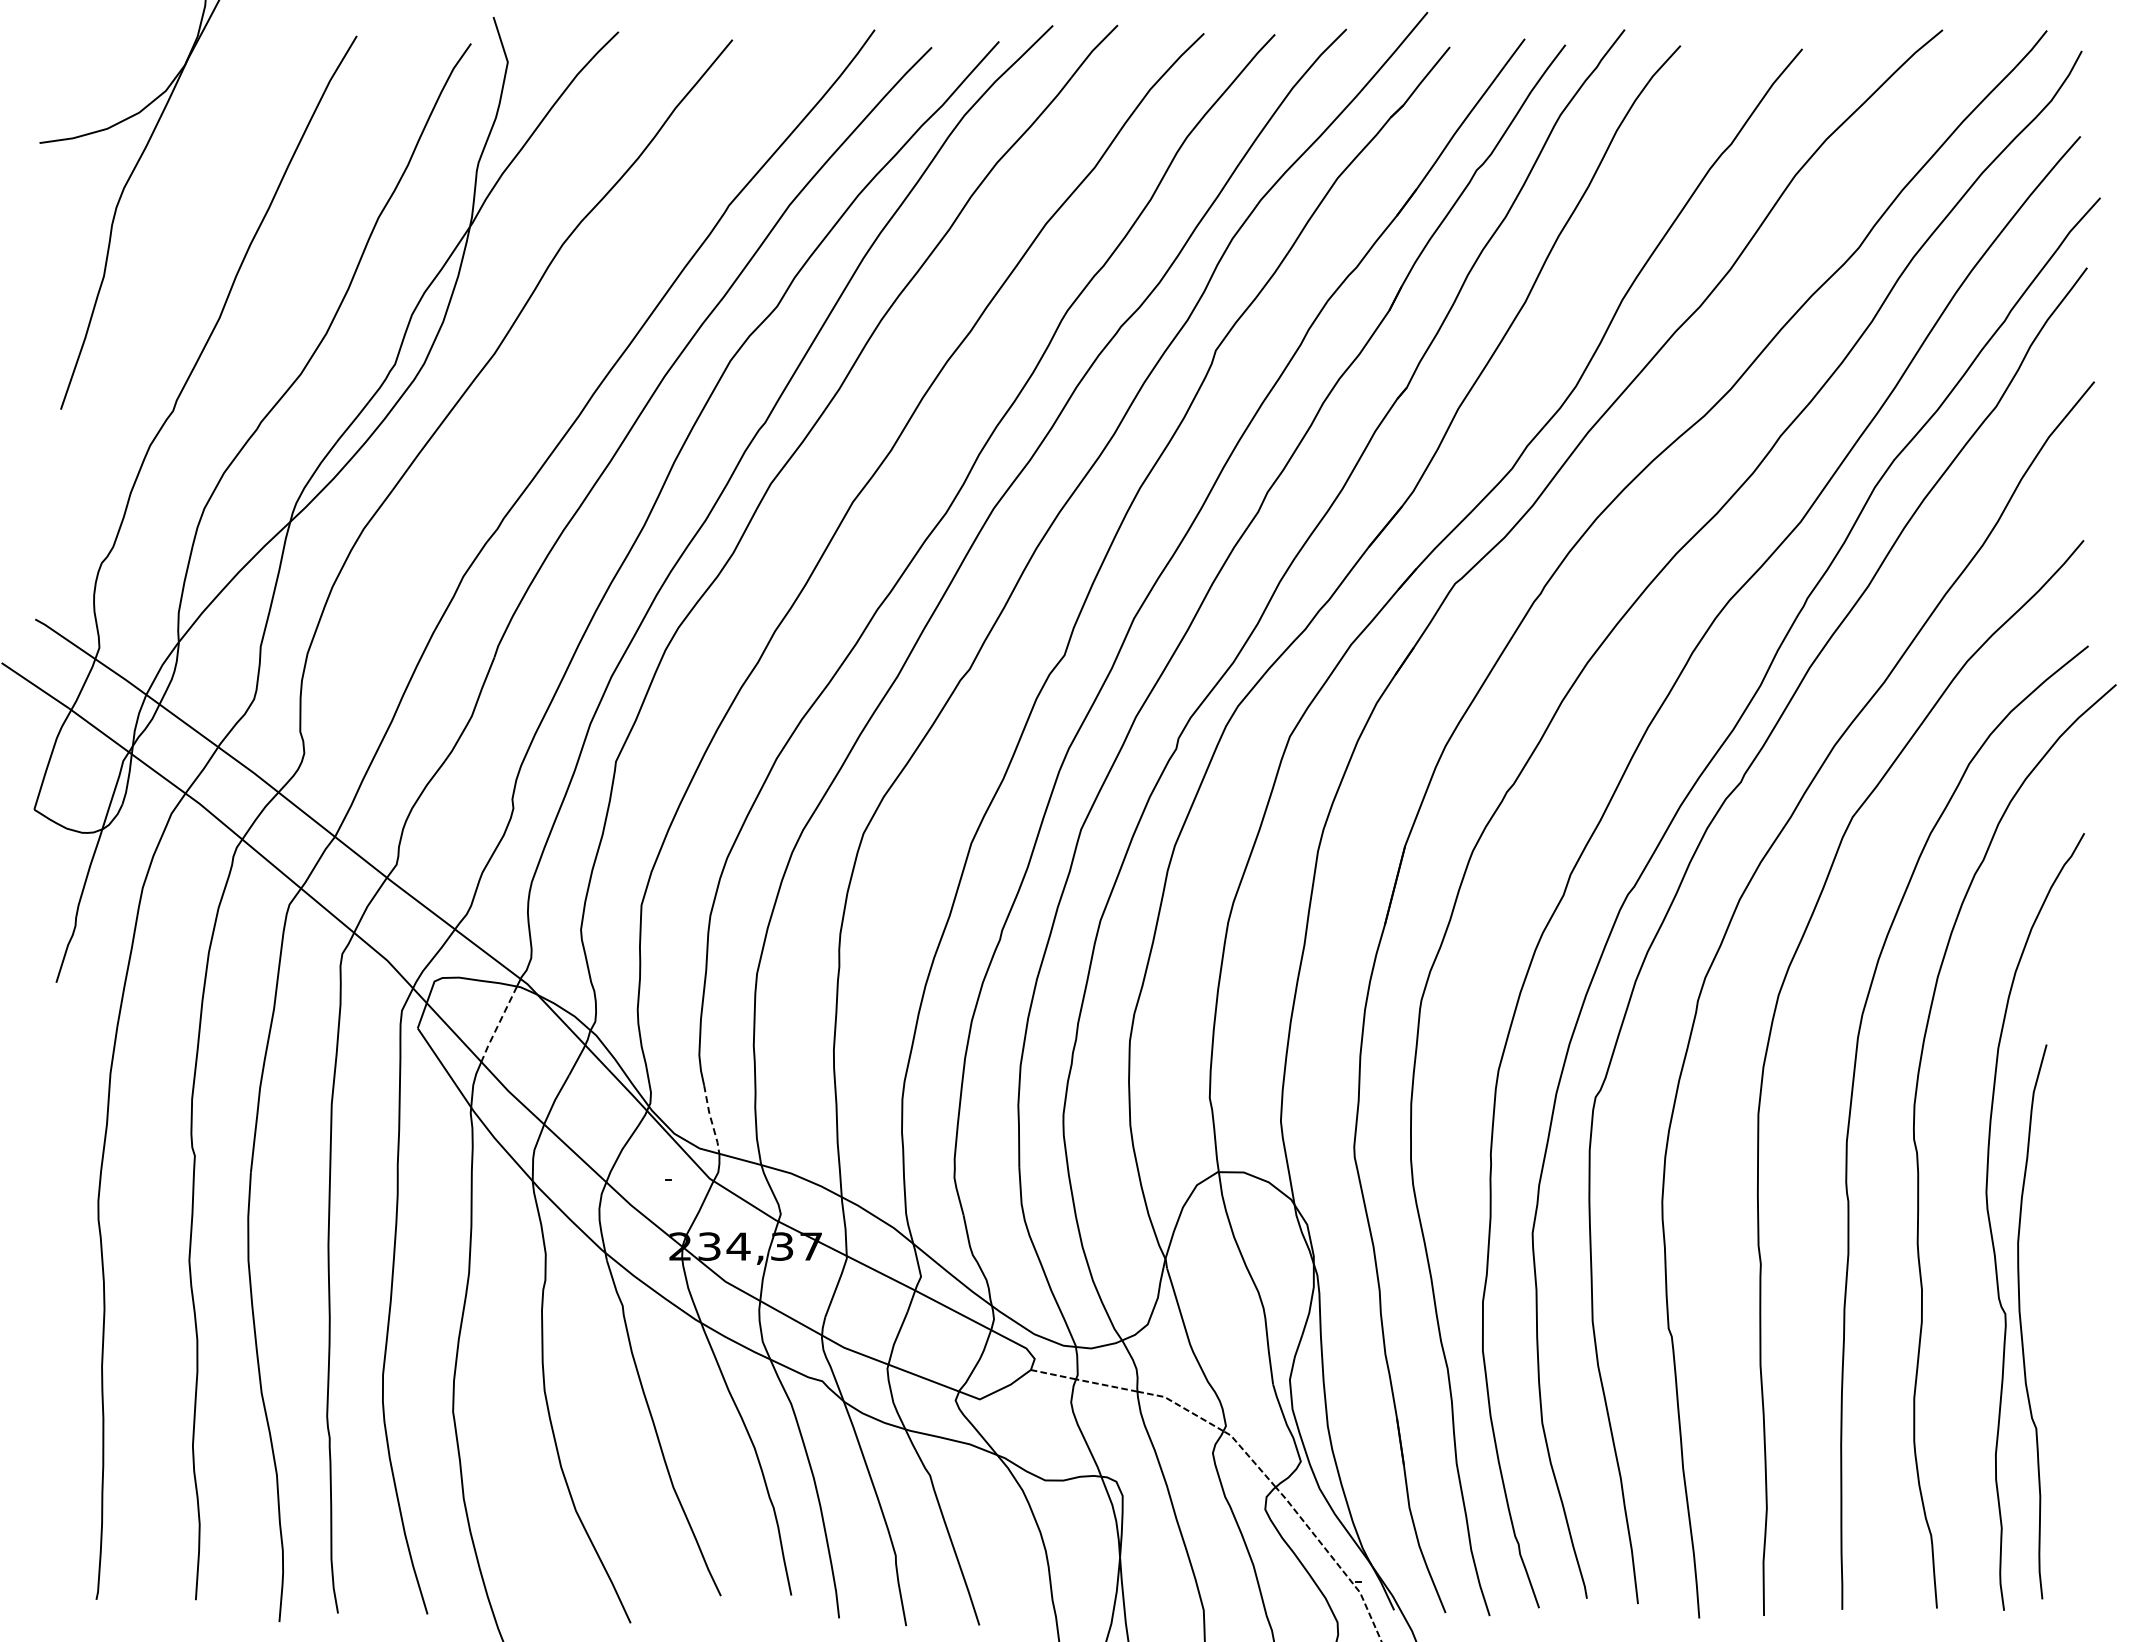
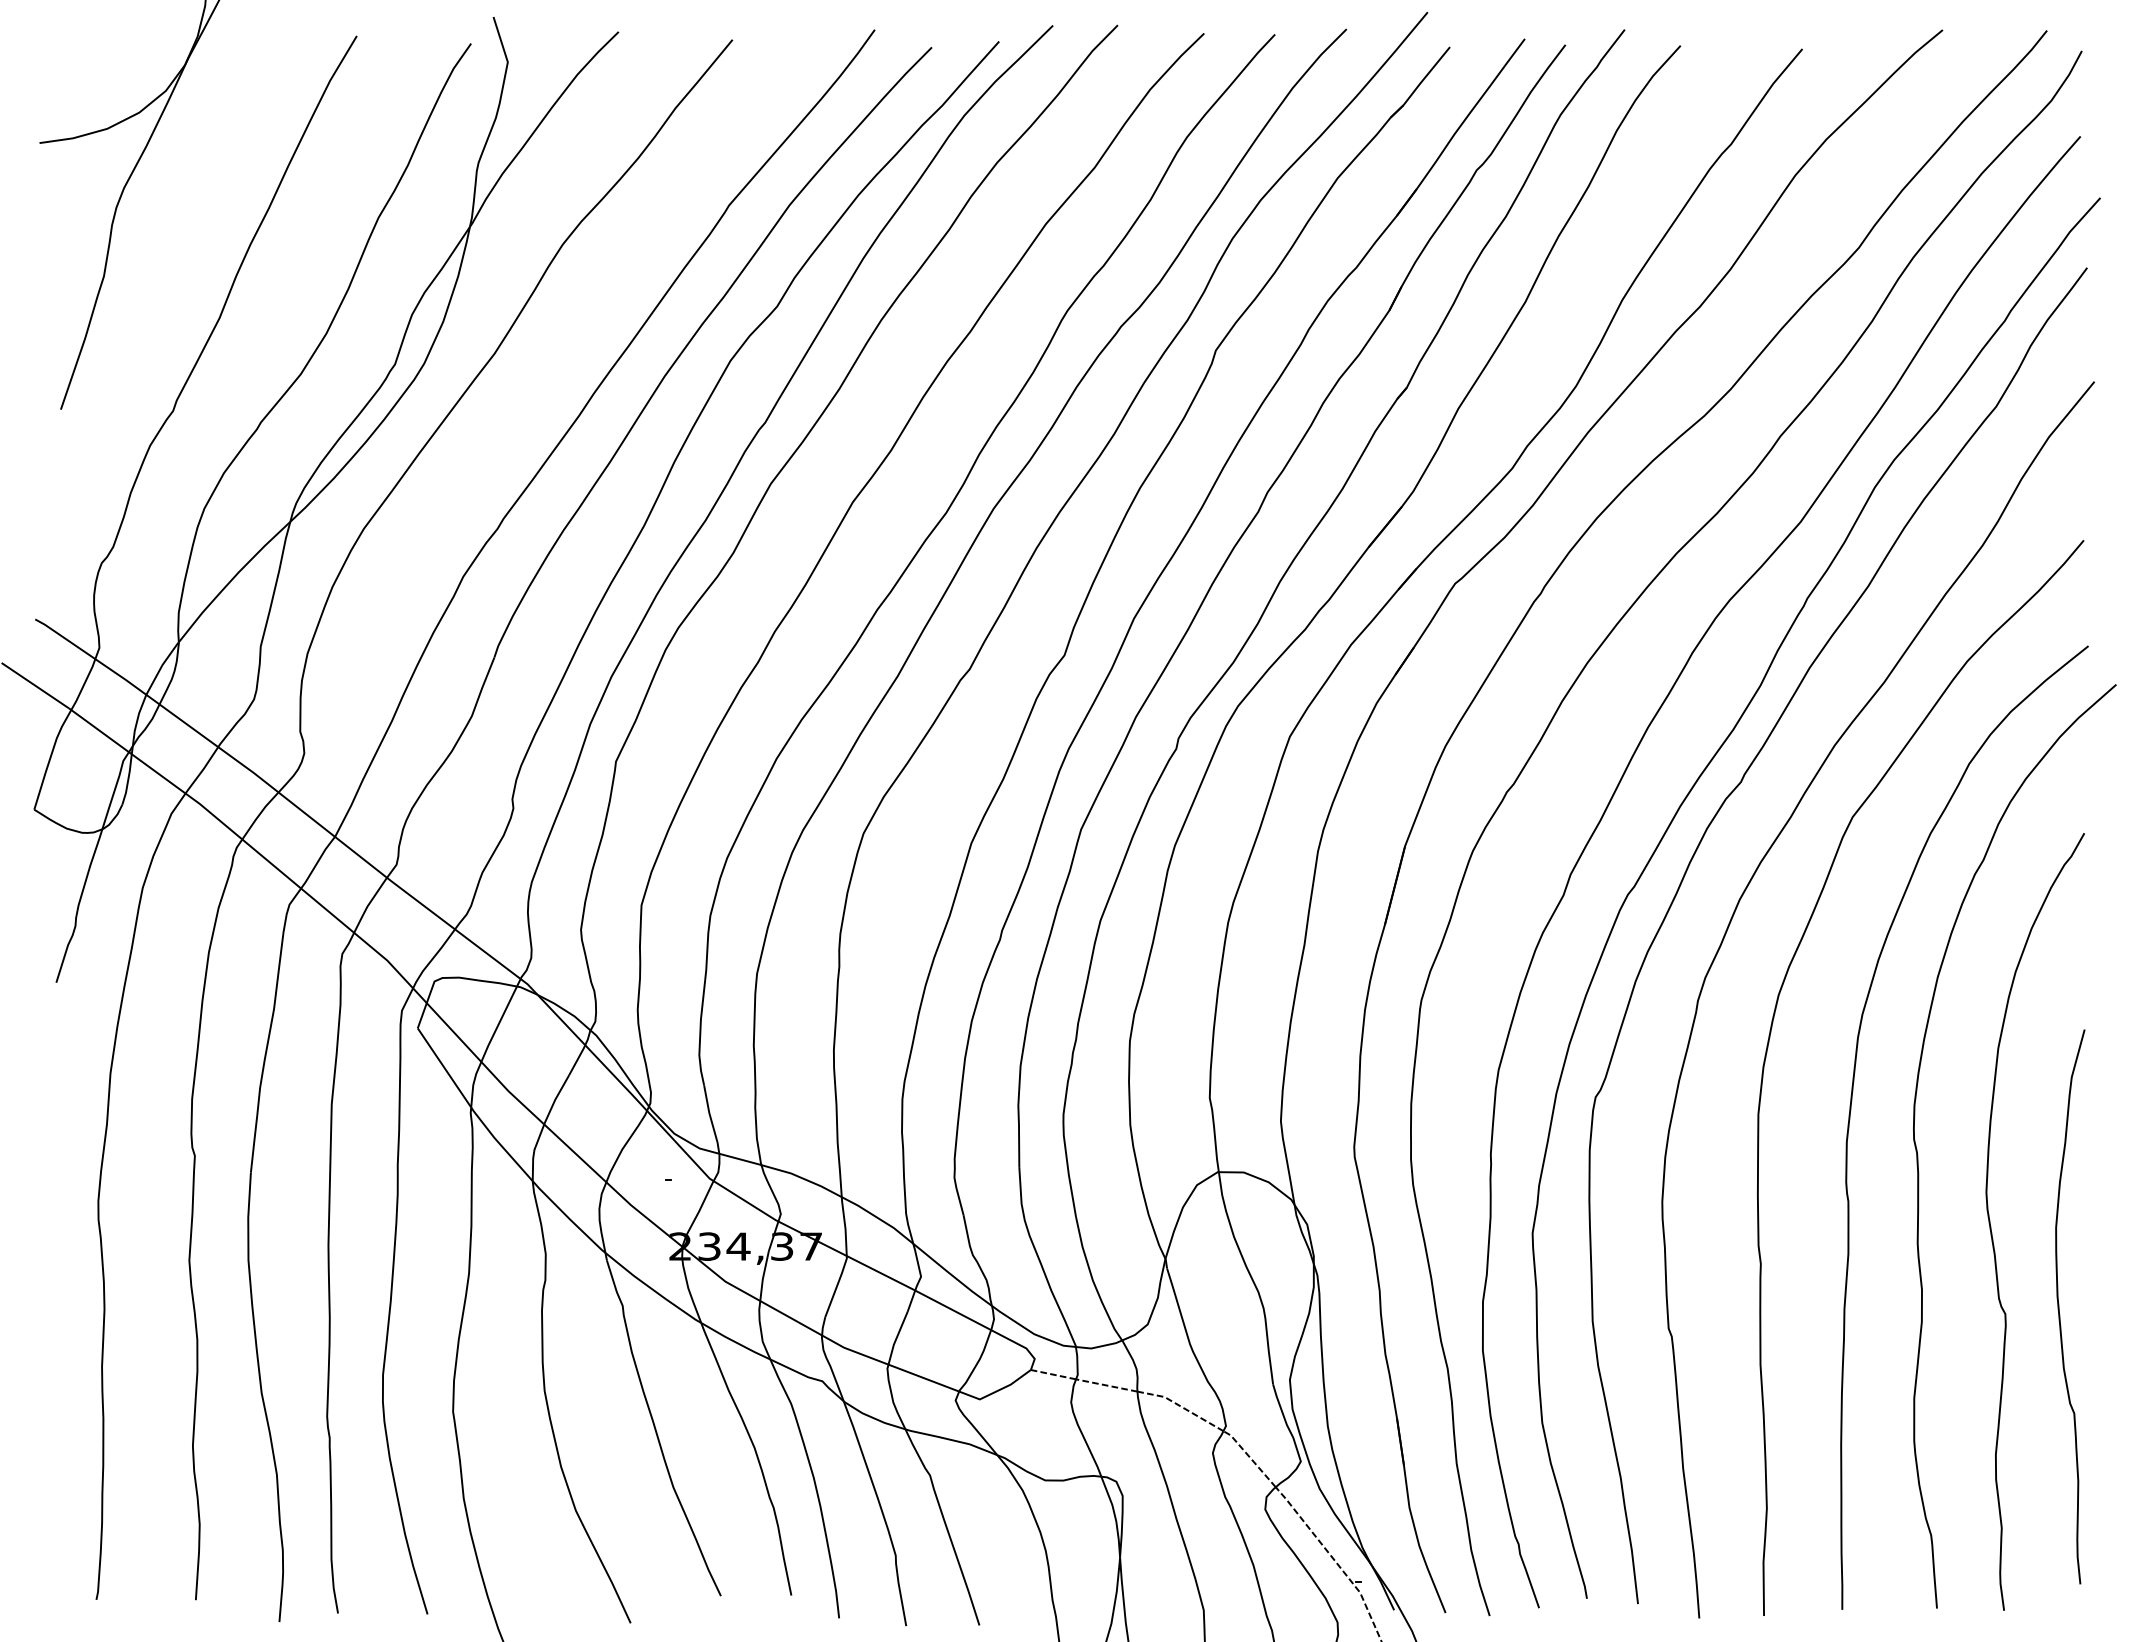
line: dashed -> solid (498, 1025)
line: dashed -> solid (711, 1119)
curve position: (2021, 1321) -> (2059, 1306) (2059, 1306)
